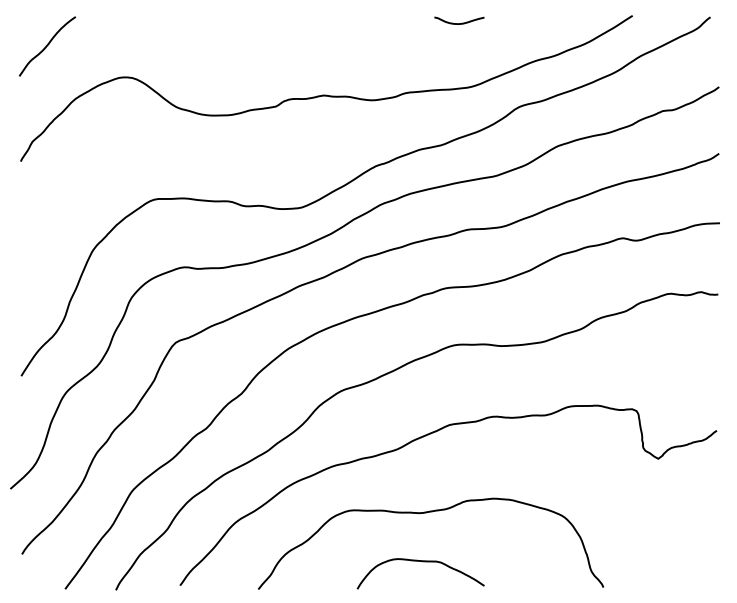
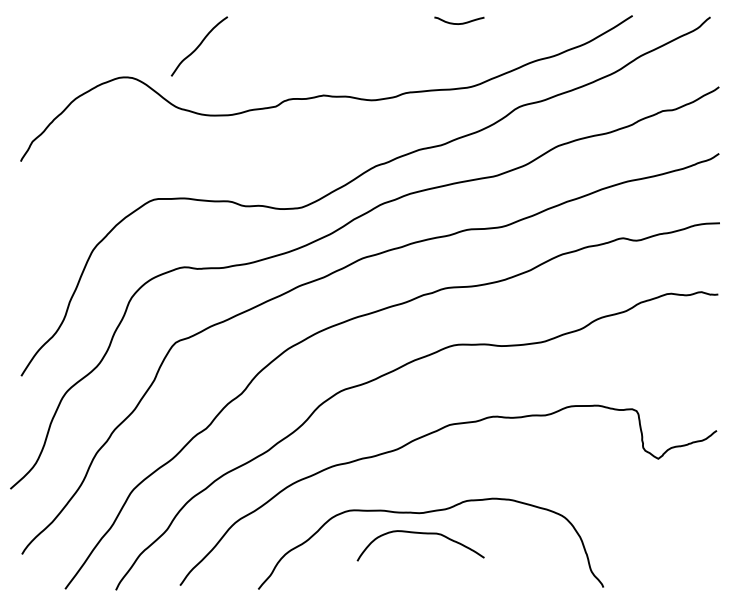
curve position: (46, 46) -> (198, 46) (198, 46)
curve position: (422, 562) -> (422, 534) (422, 534)
